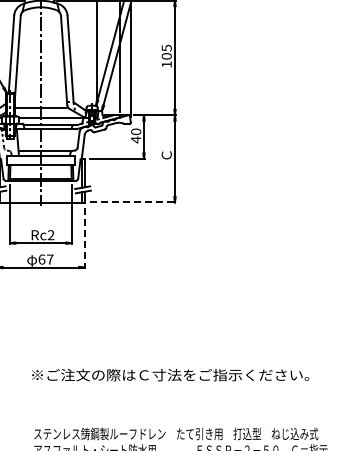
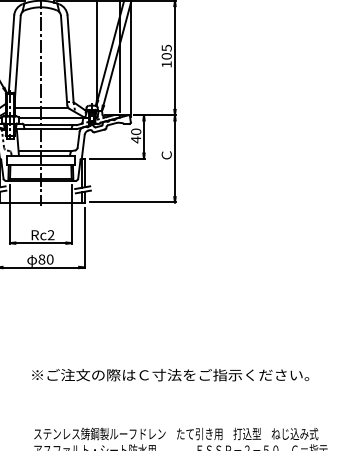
line: dashed -> solid (132, 202)
line: dashed -> solid (84, 238)
text: 67 -> 80 (45, 259)
